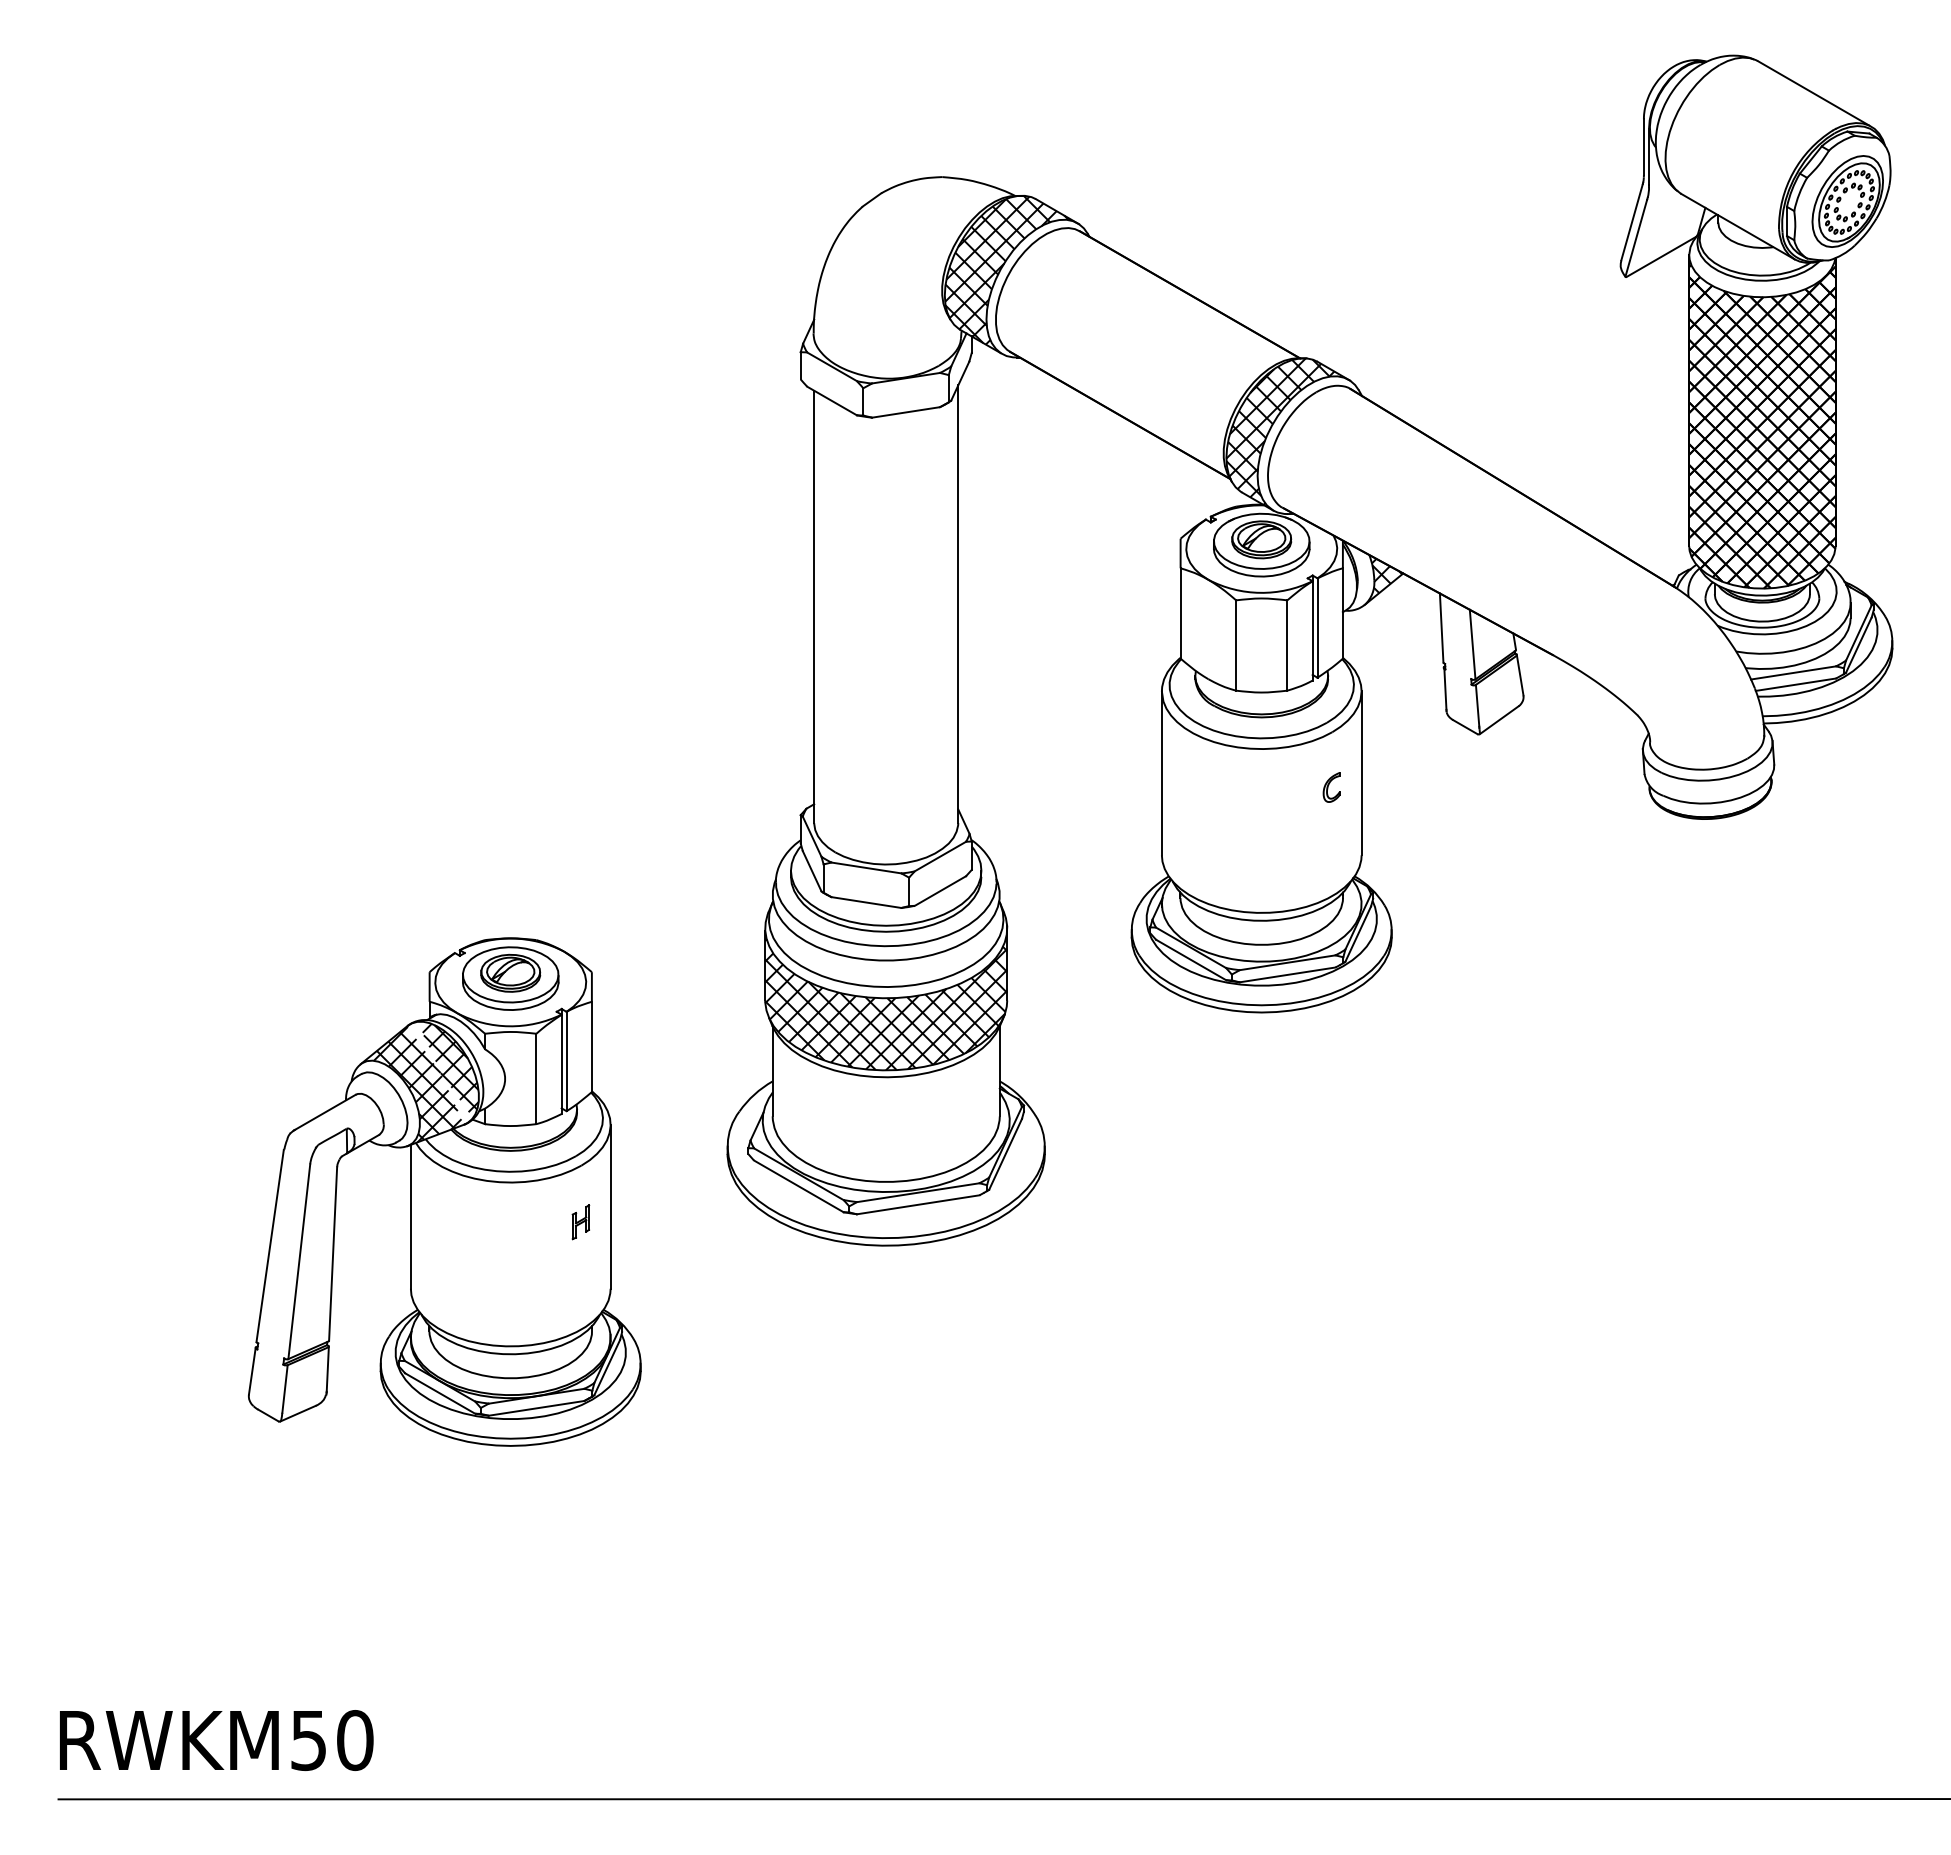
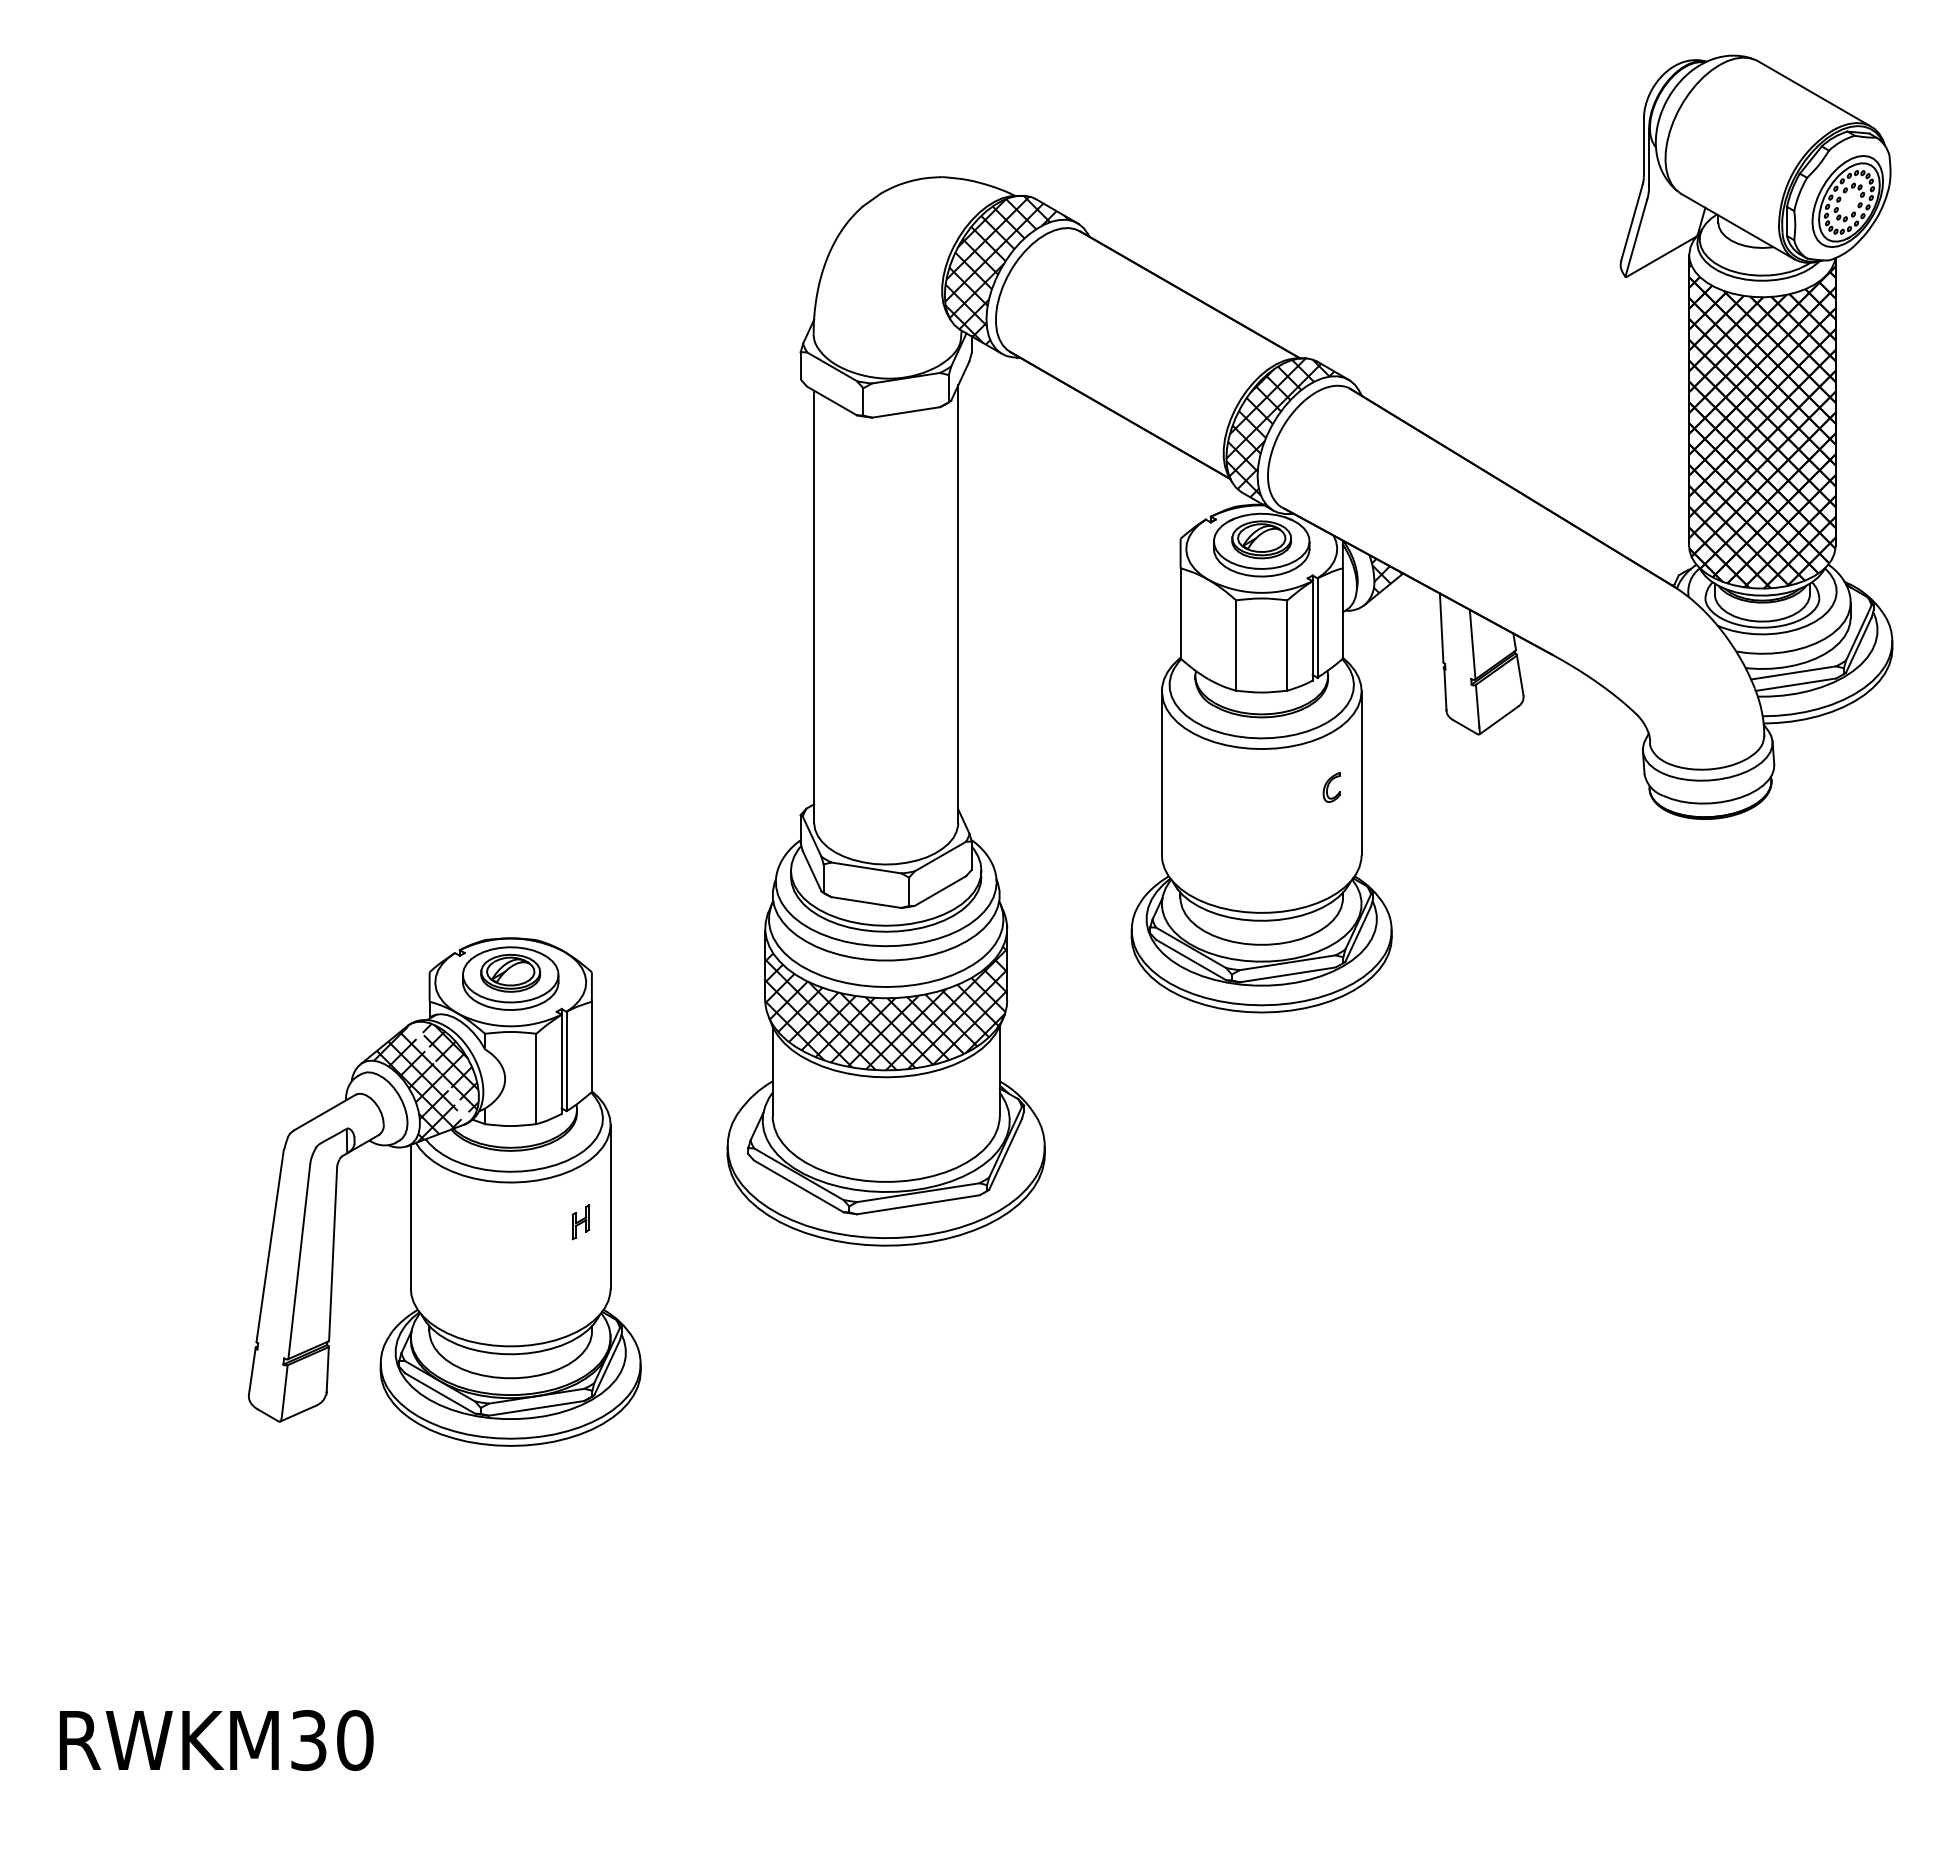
text: RWKM50 -> RWKM30 (308, 1740)
line: present -> none (1002, 1799)
